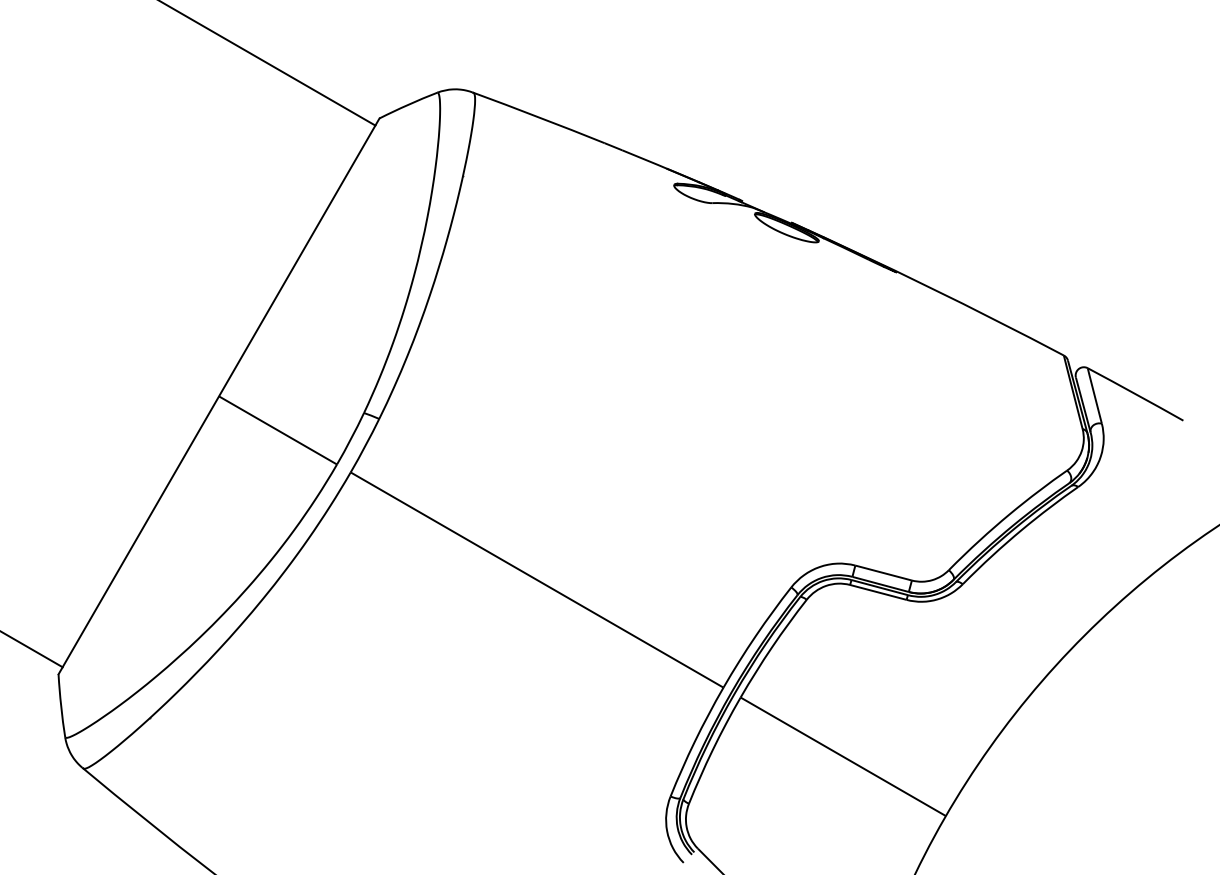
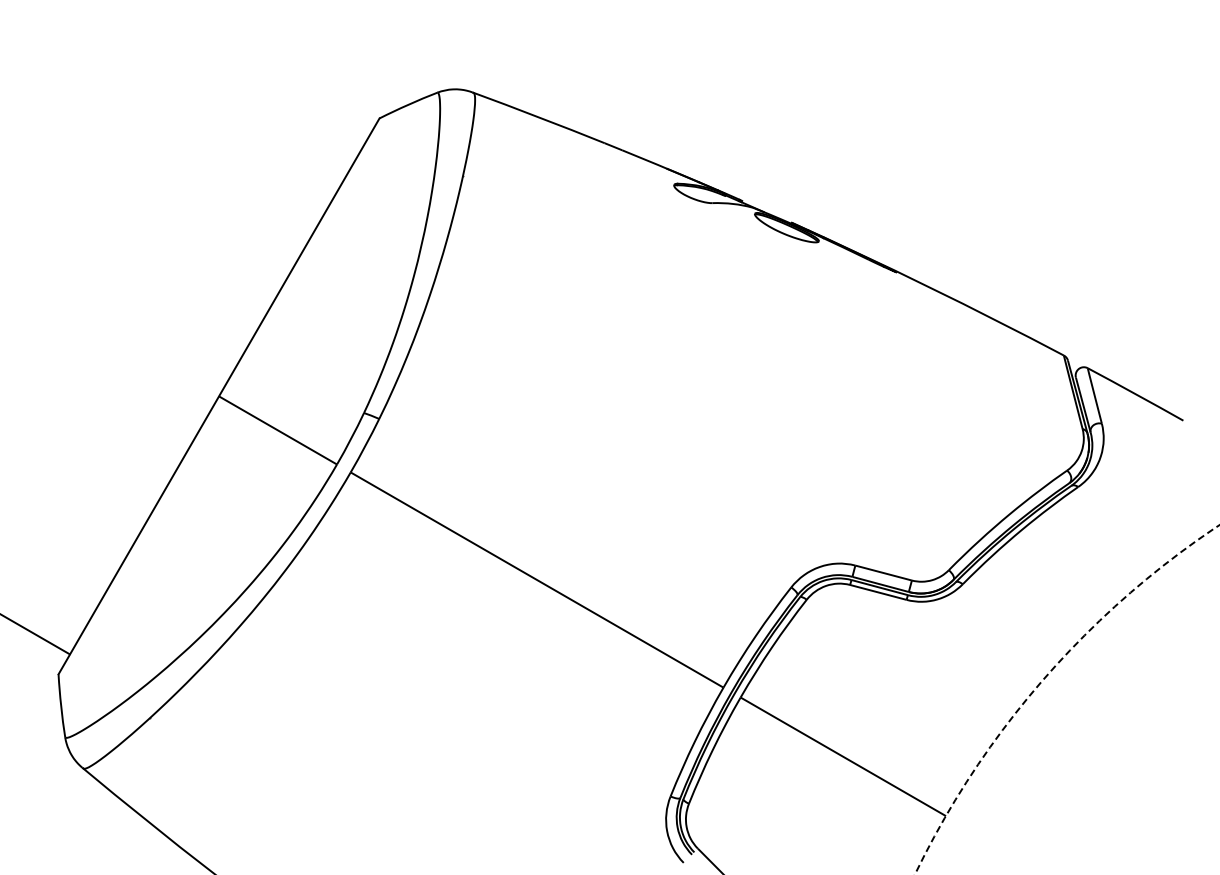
line: present -> none (268, 63)
line position: (32, 649) -> (35, 634) (35, 634)
circle: solid -> dashed (1066, 699)
